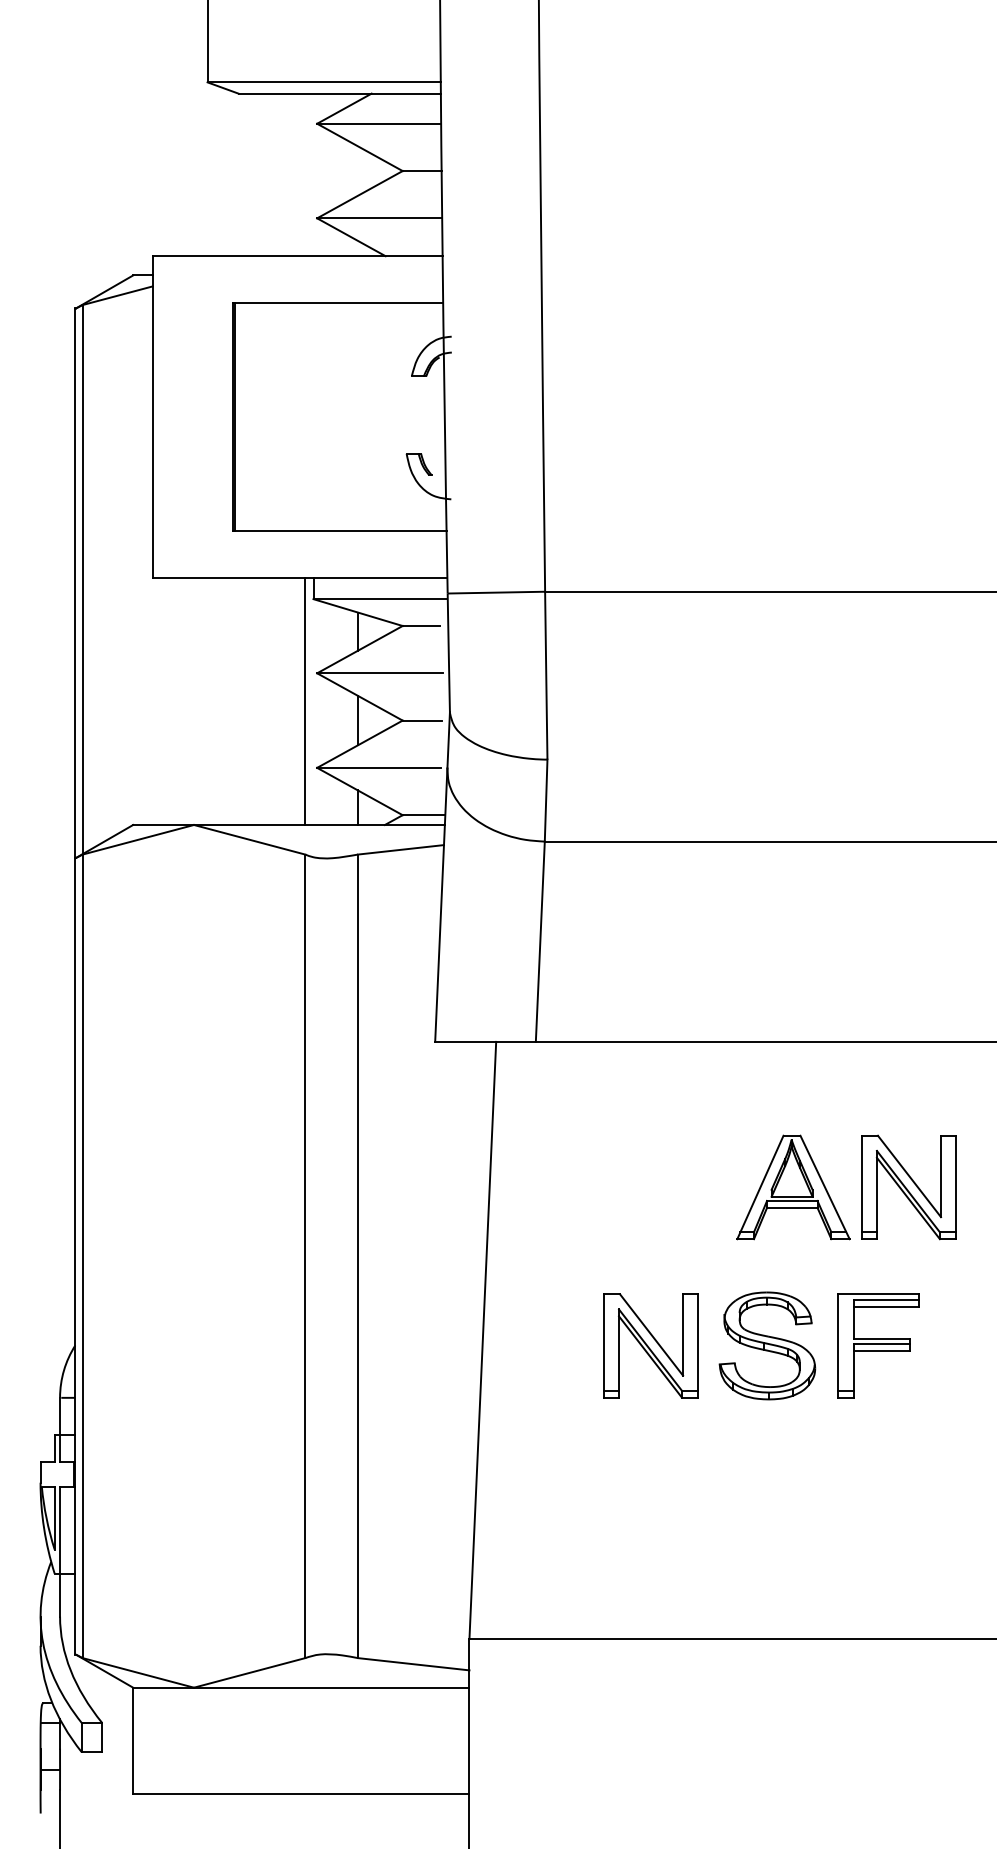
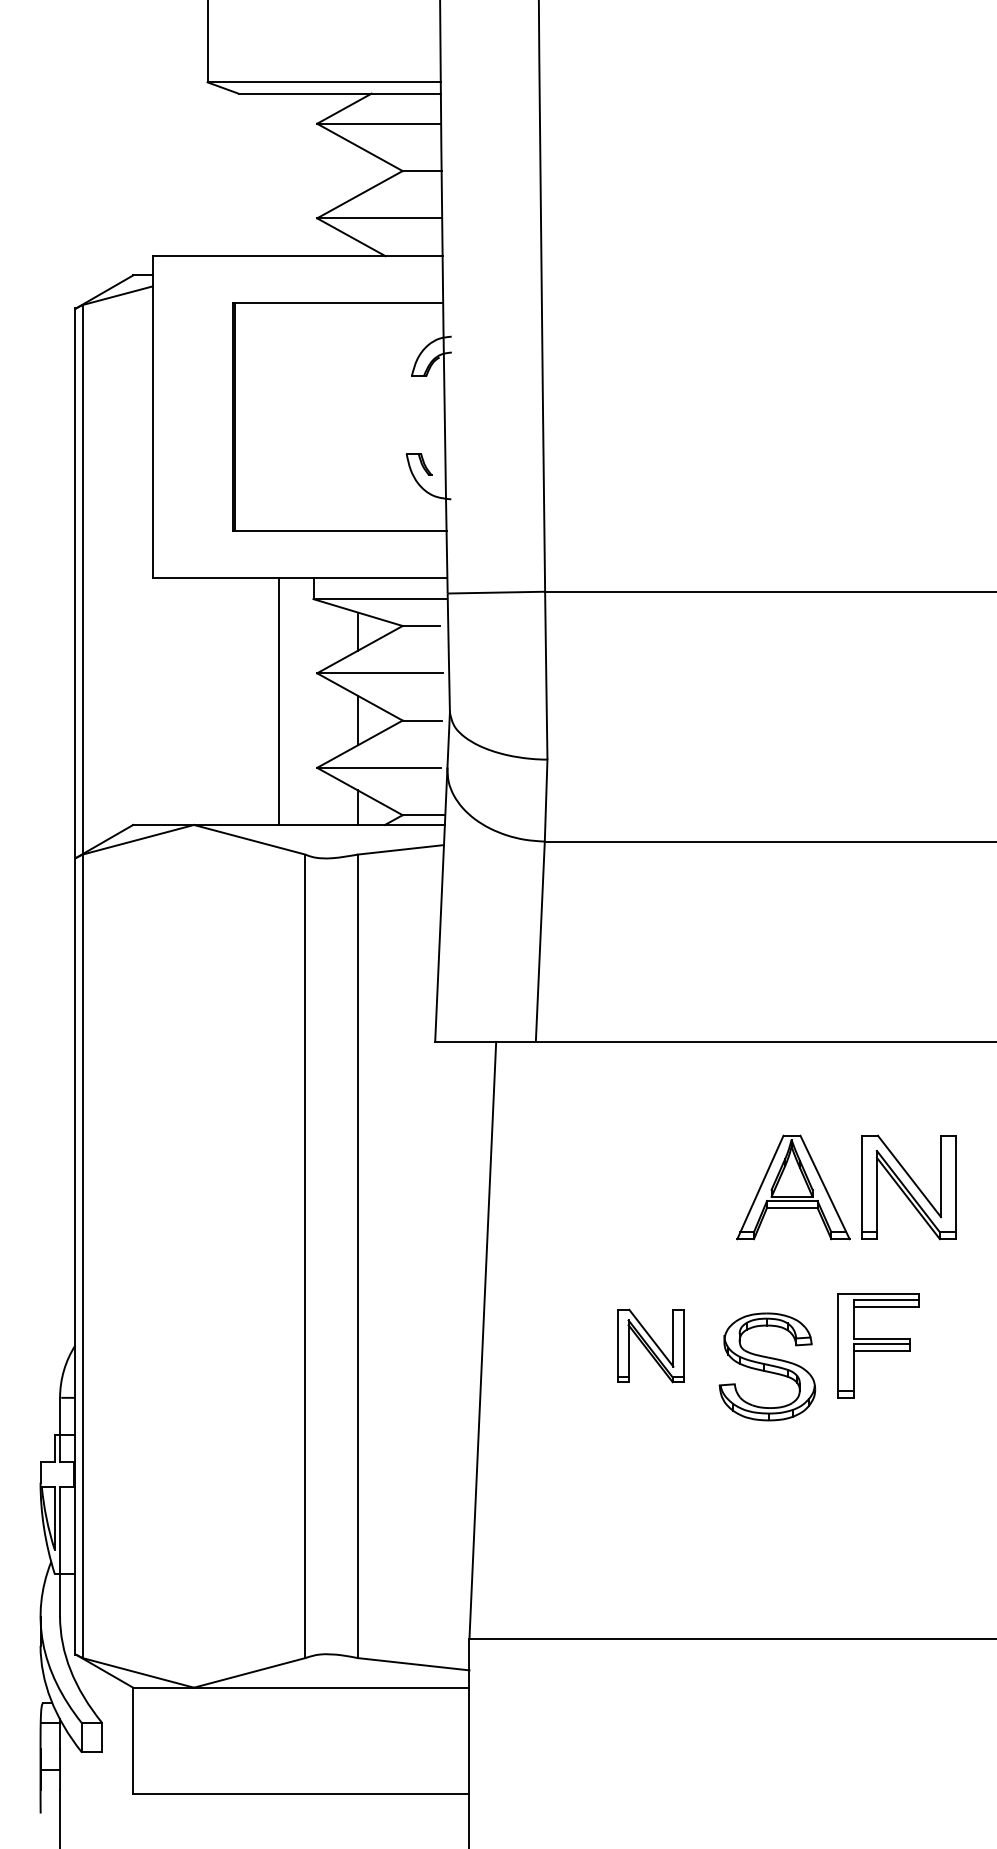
line position: (305, 701) -> (279, 701) (279, 701)
part size: 96x106 px -> 68x76 px (650, 1345)
part position: (767, 1345) -> (767, 1366) (767, 1366)
